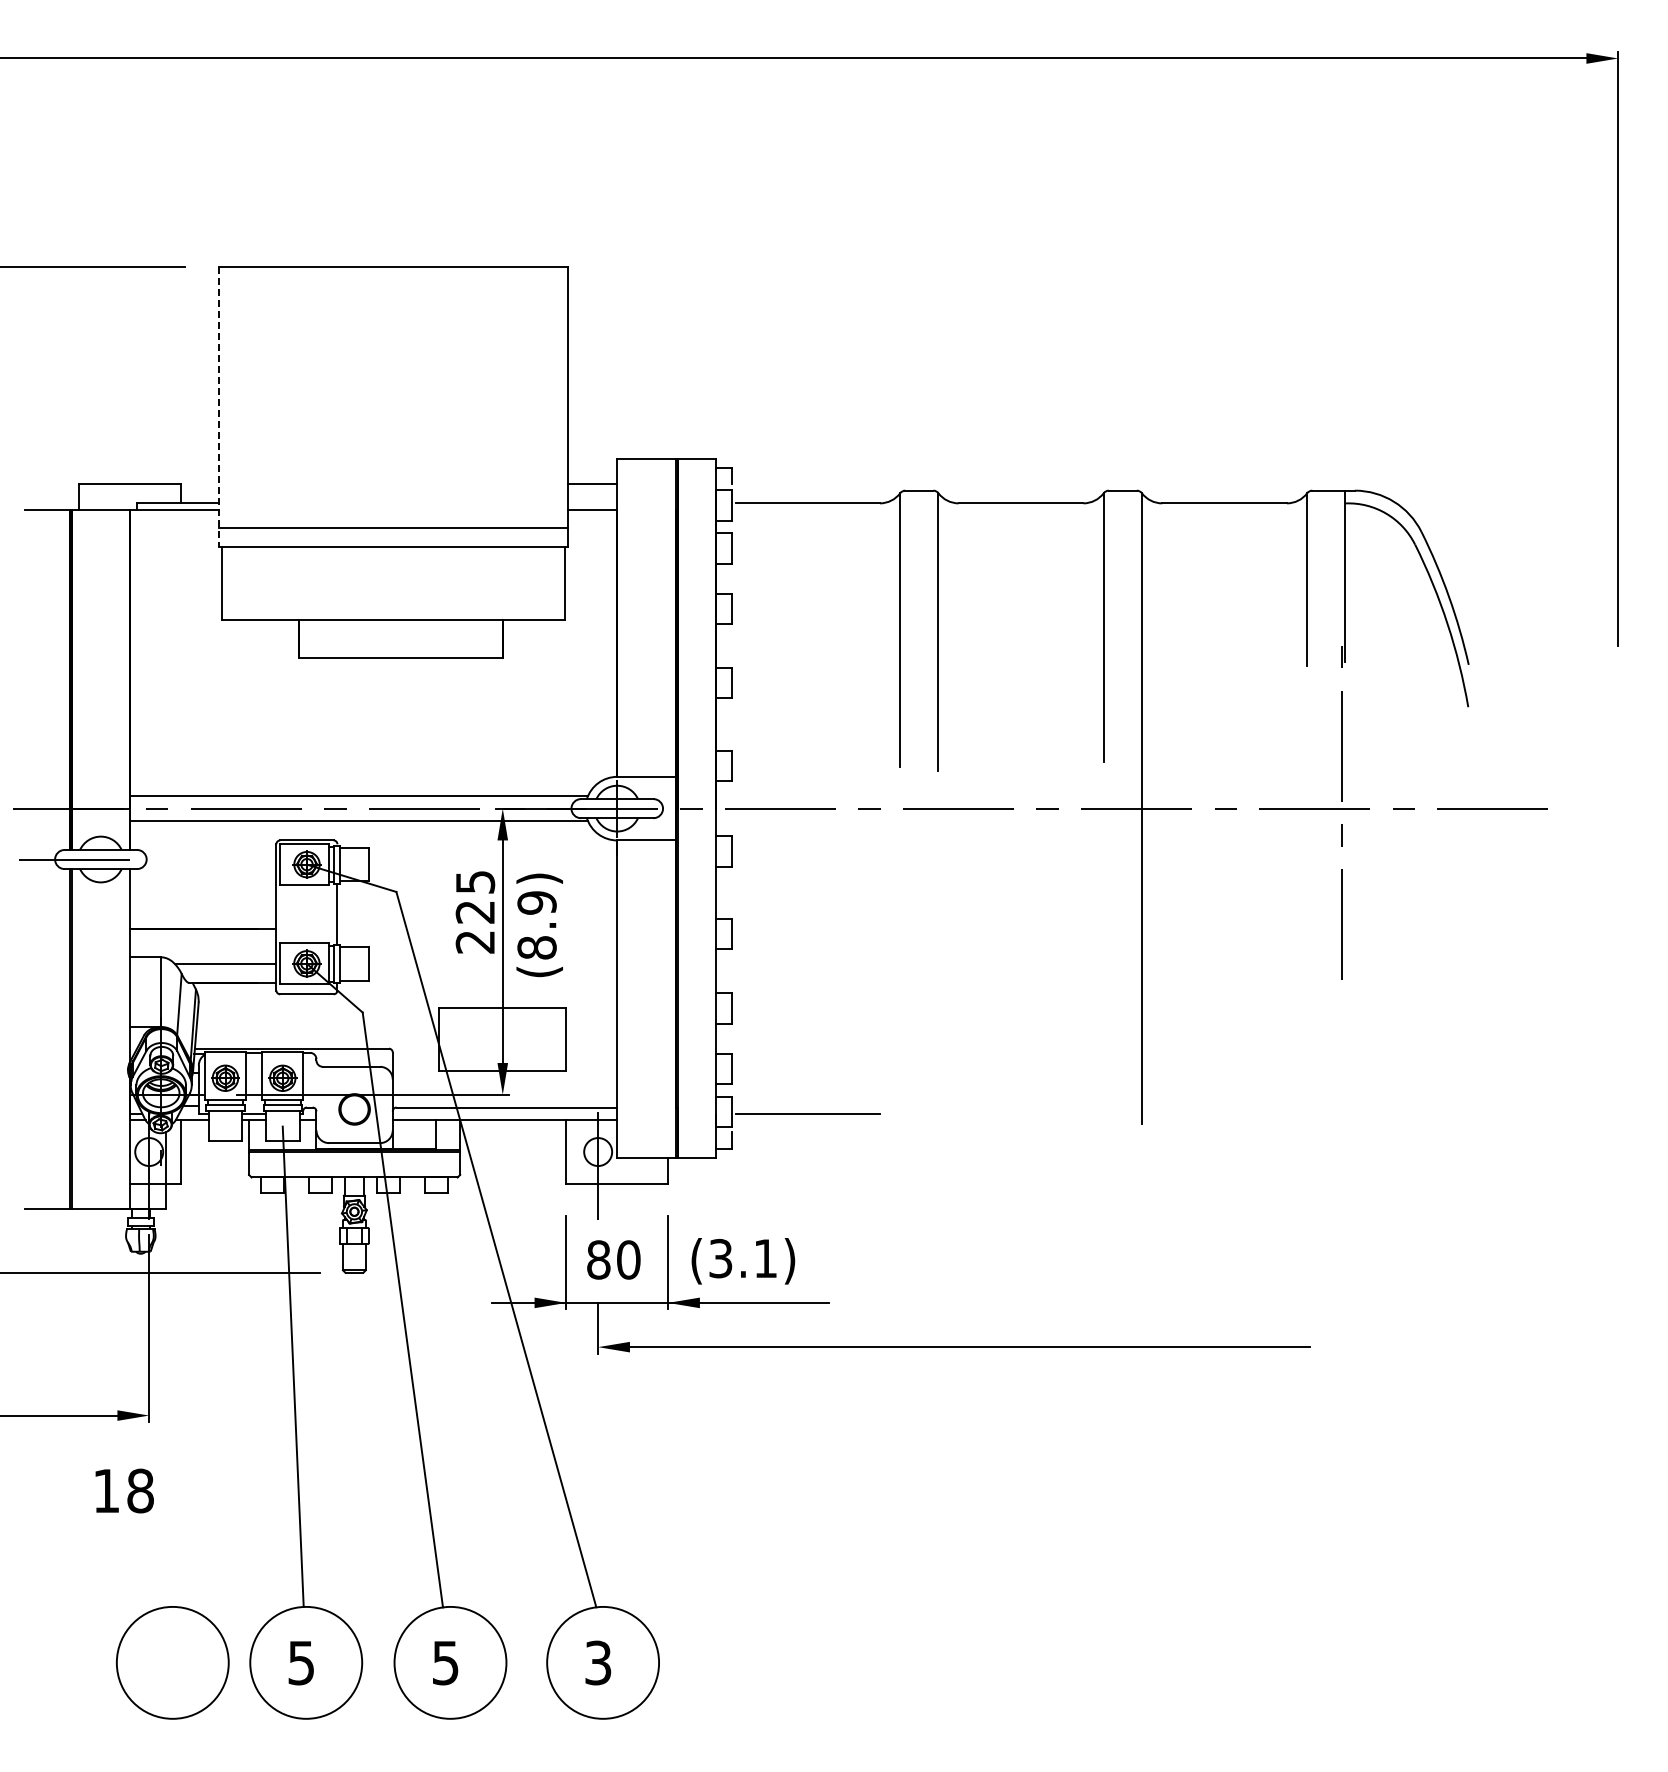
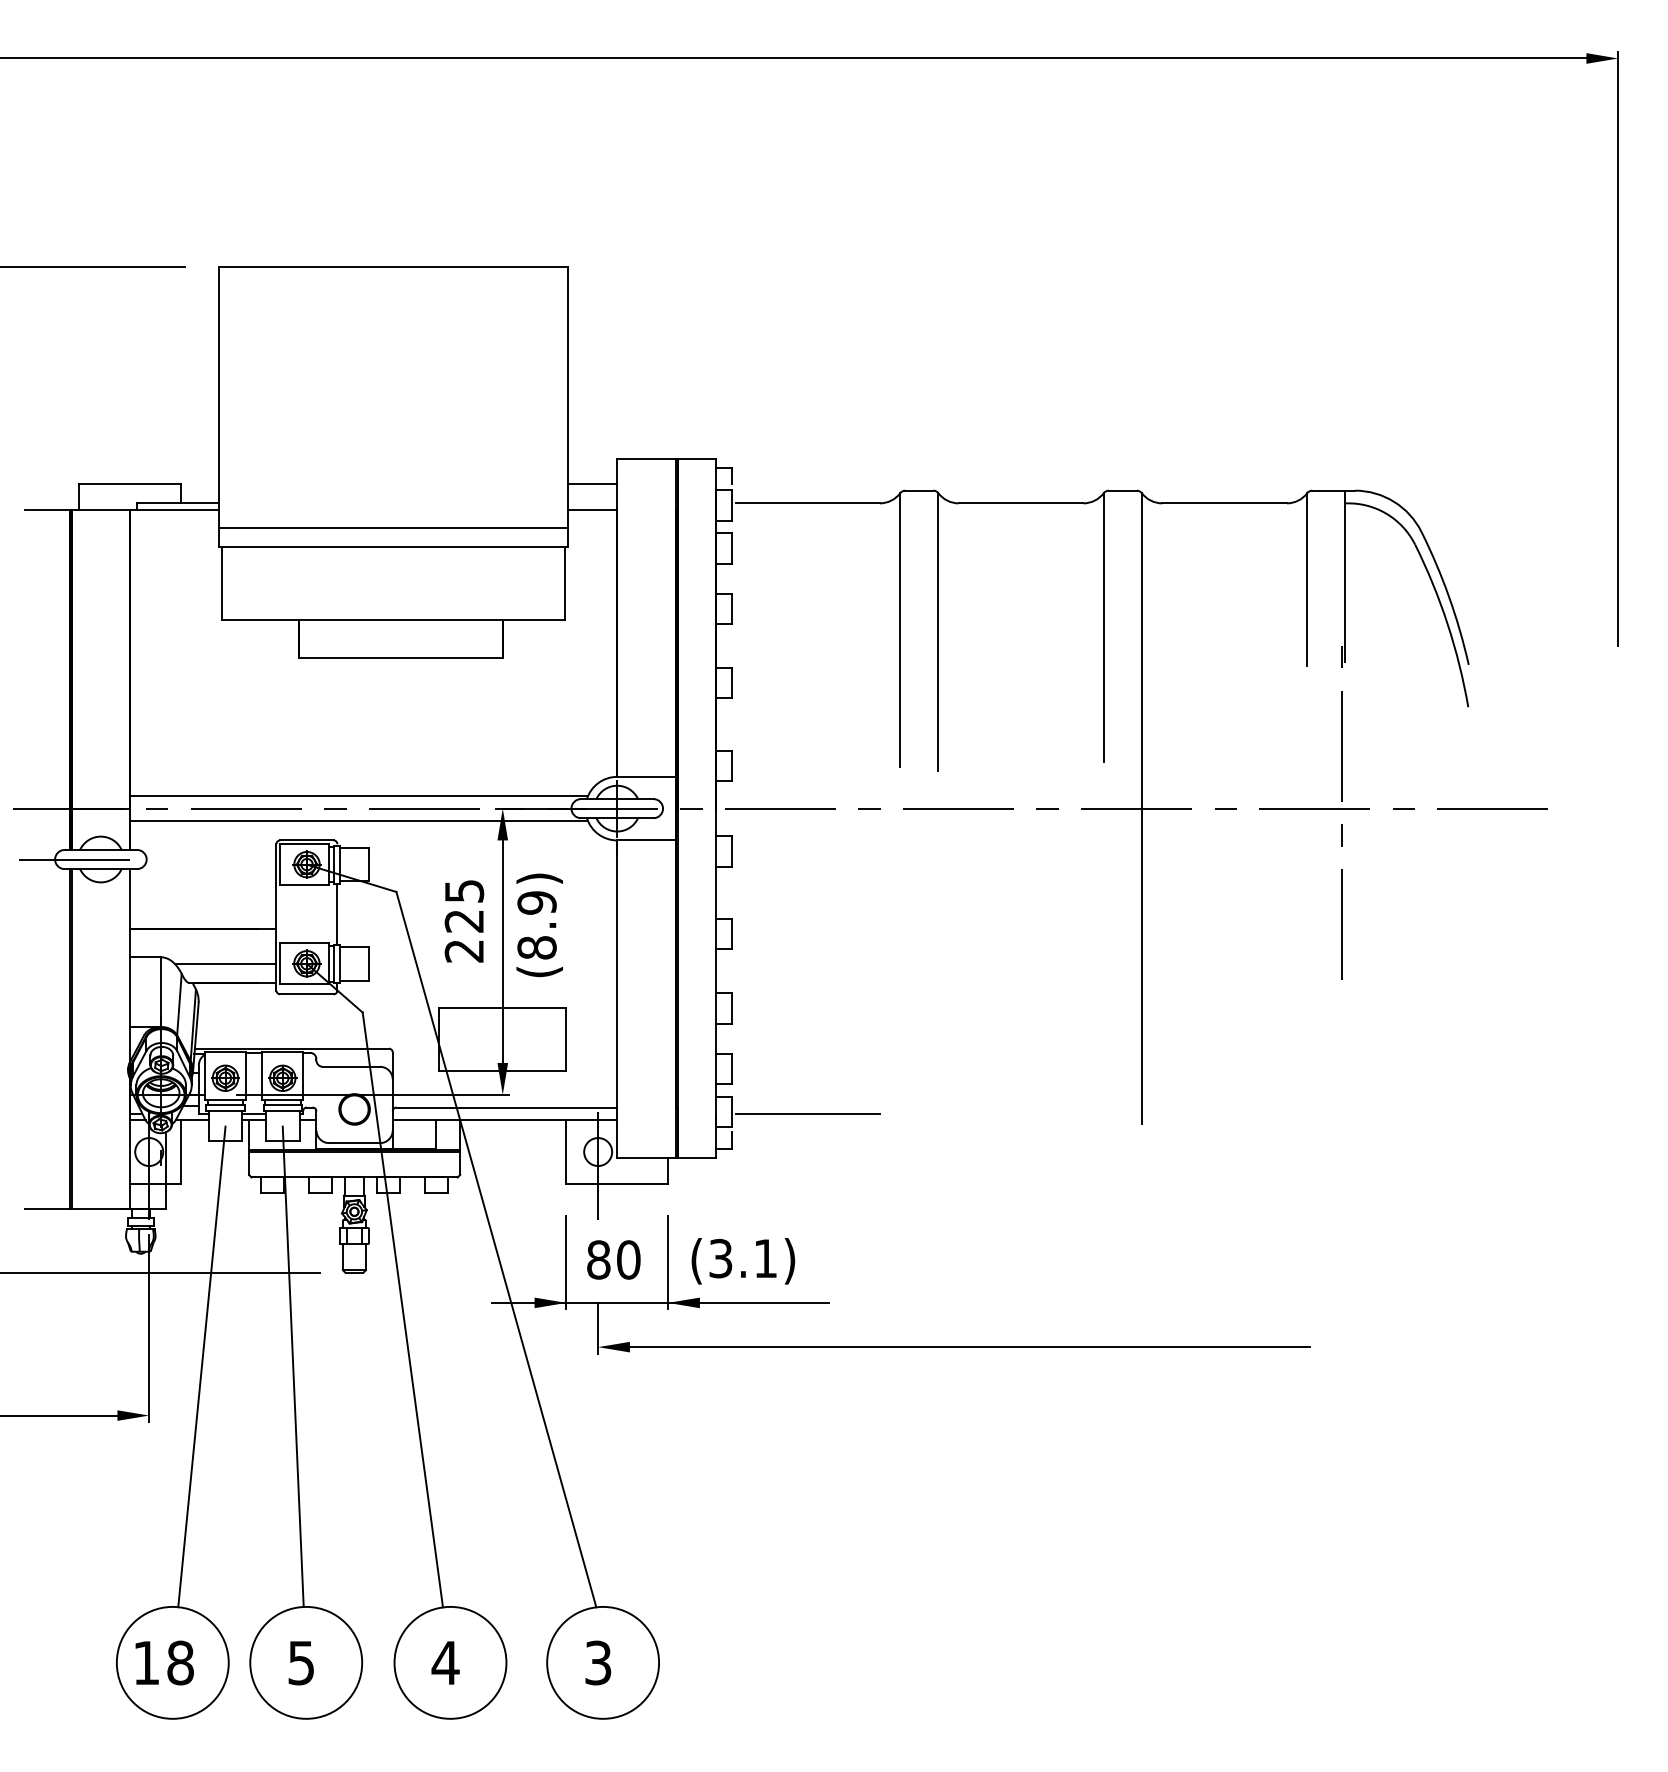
line: dashed -> solid (219, 407)
text position: (475, 912) -> (464, 921) (464, 921)
line: none -> present (201, 1366)
text position: (124, 1490) -> (164, 1662) (164, 1662)
text: 5 -> 4 (445, 1663)
